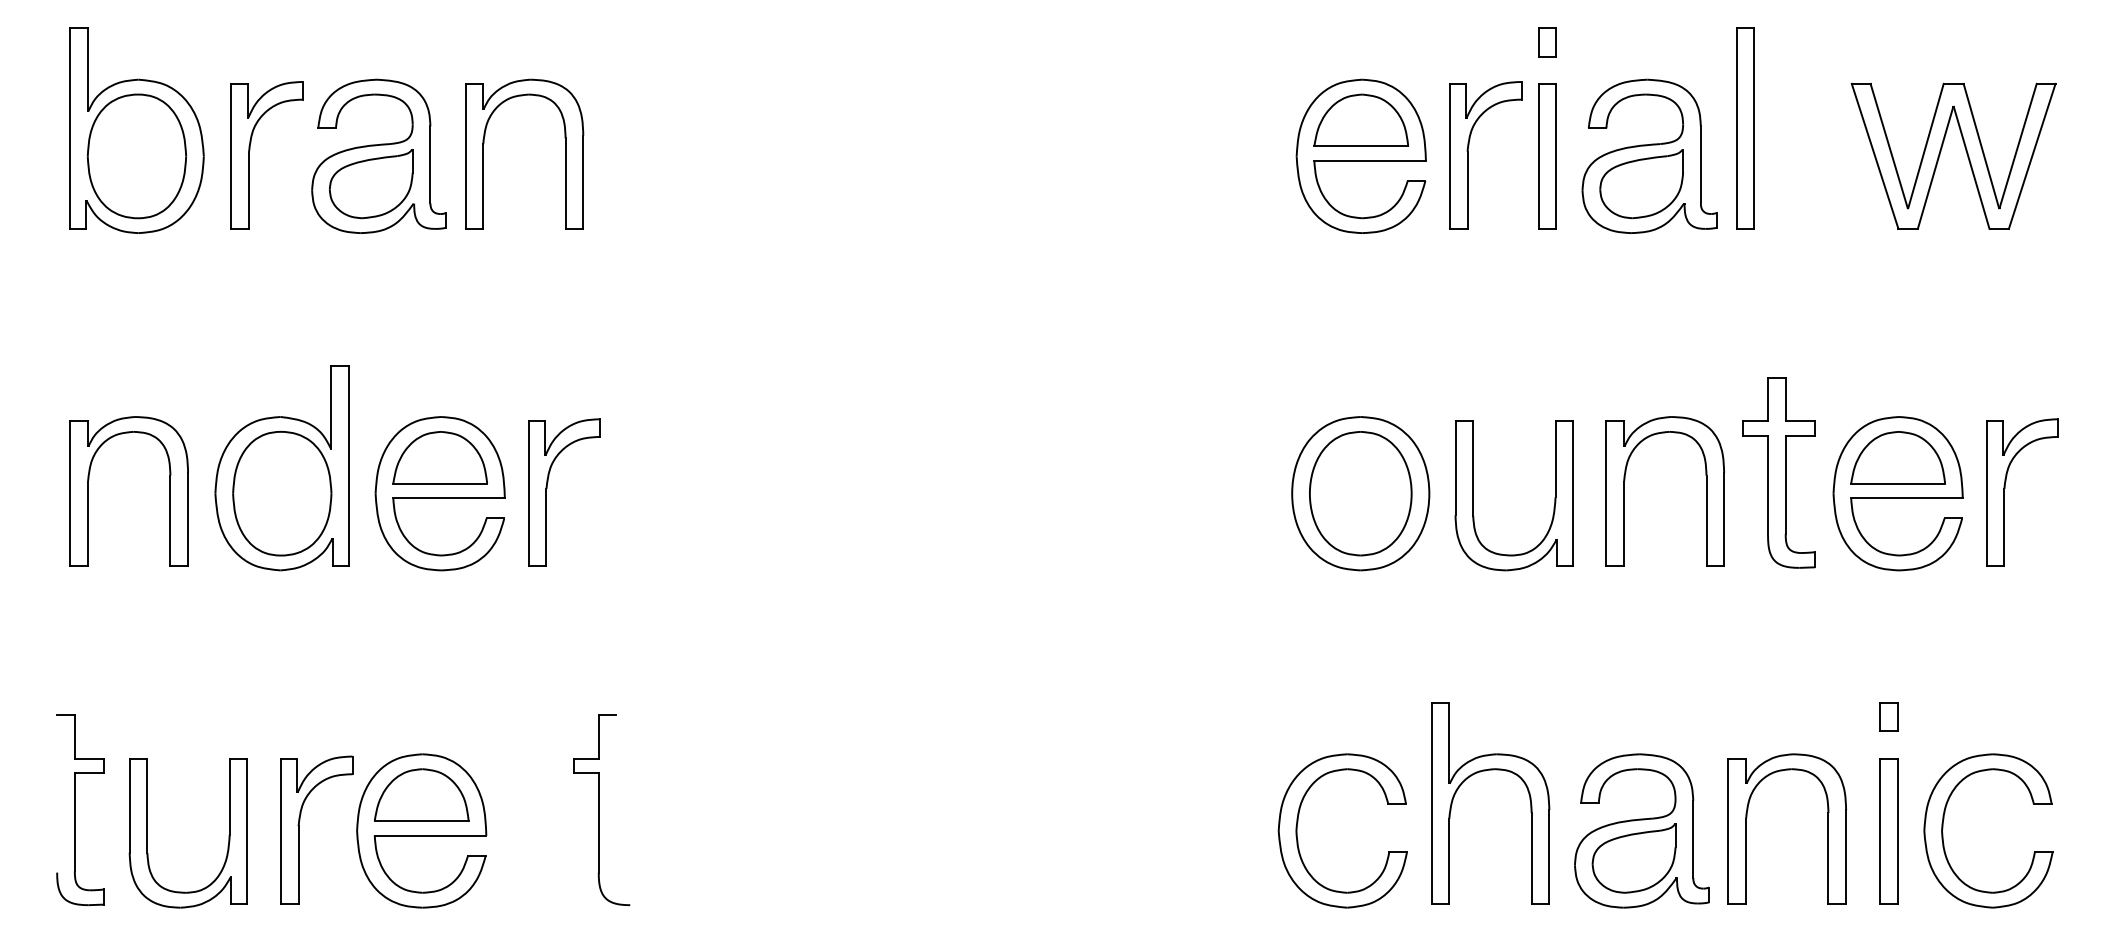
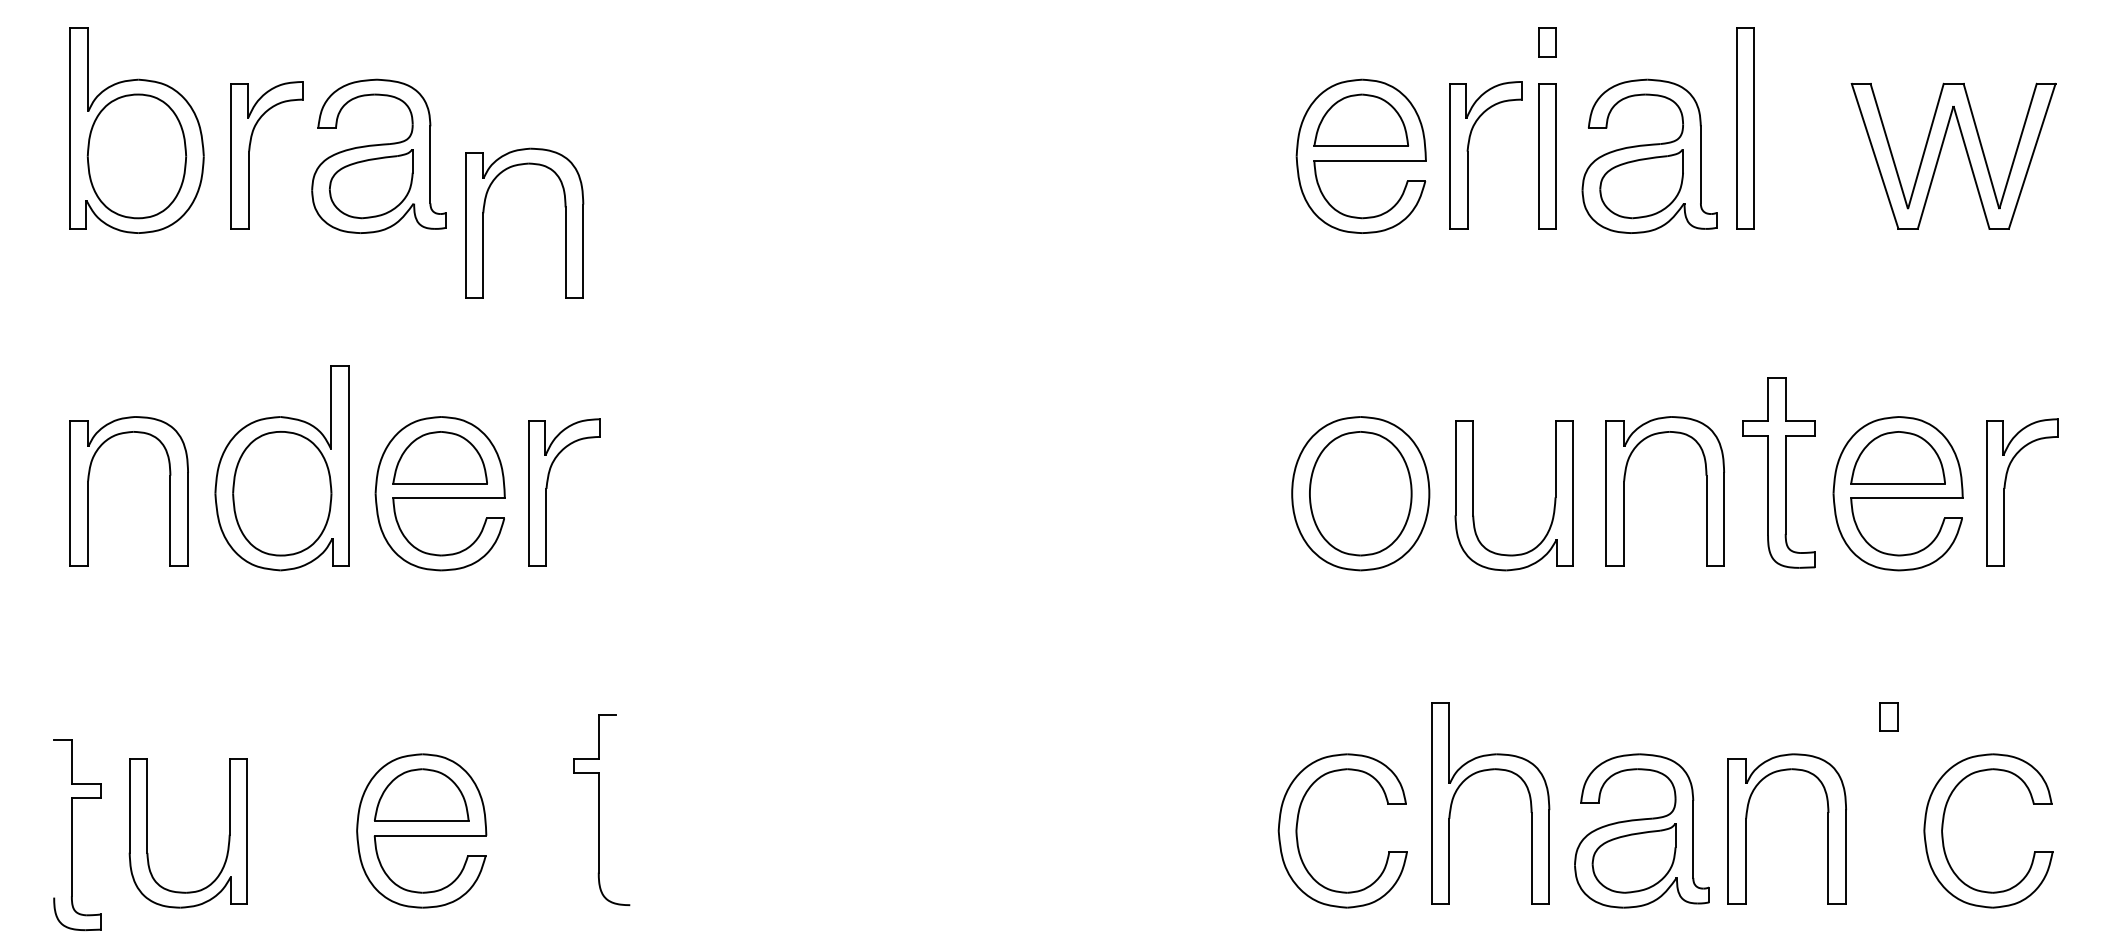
part position: (483, 153) -> (483, 222) (483, 222)
part position: (80, 810) -> (77, 835) (77, 835)
part: present -> none (299, 829)
part: present -> none (1888, 831)
